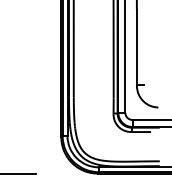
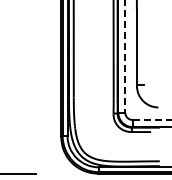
line: solid -> dashed (125, 56)
line: solid -> dashed (152, 119)
